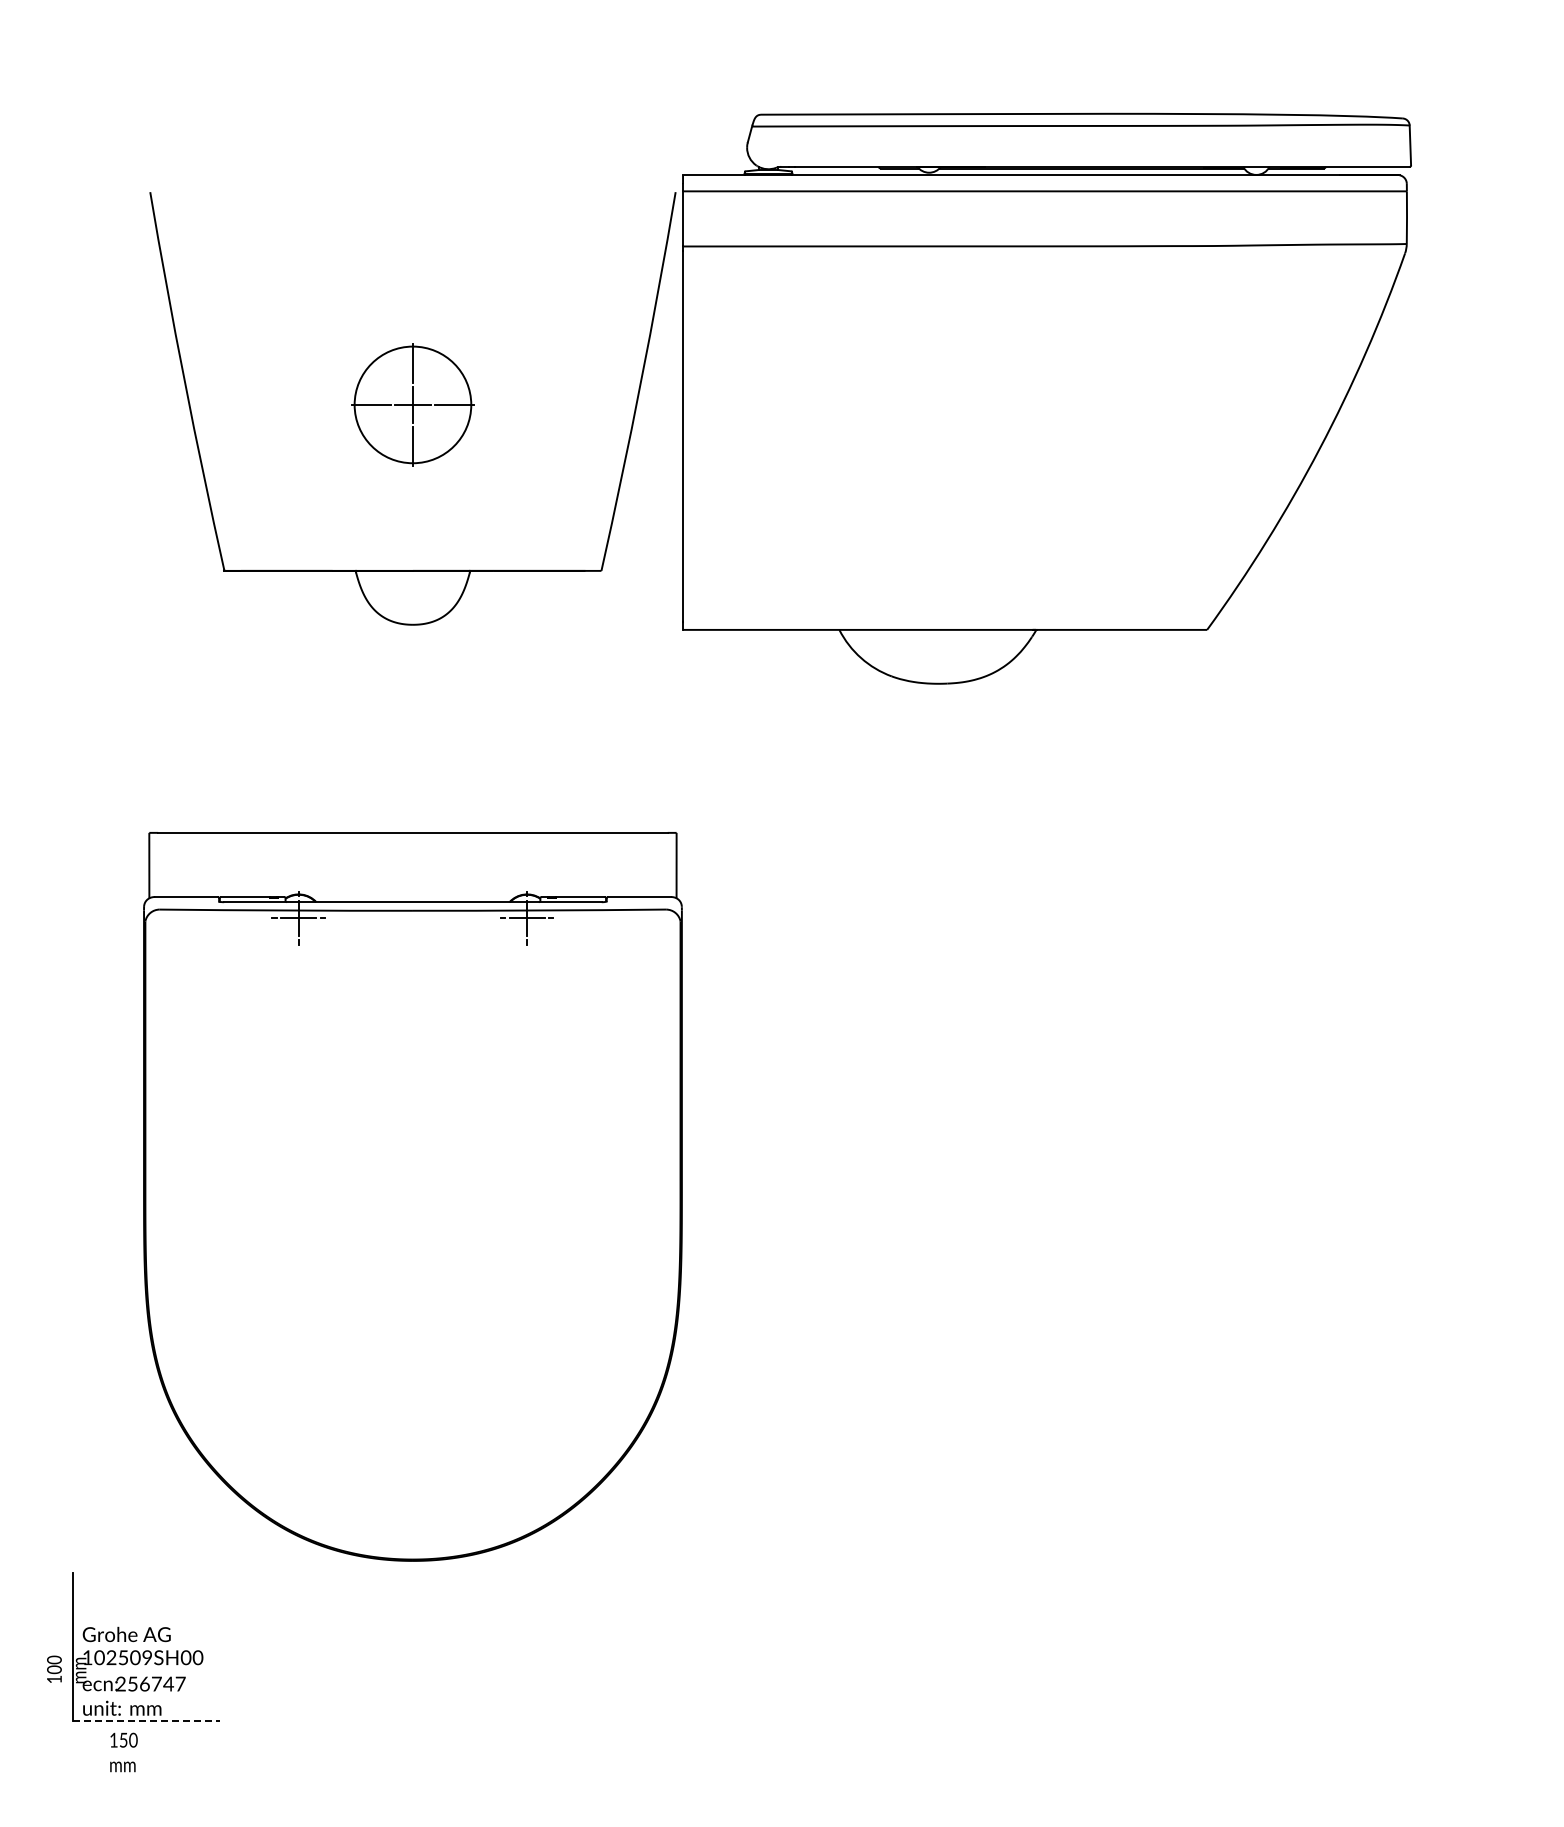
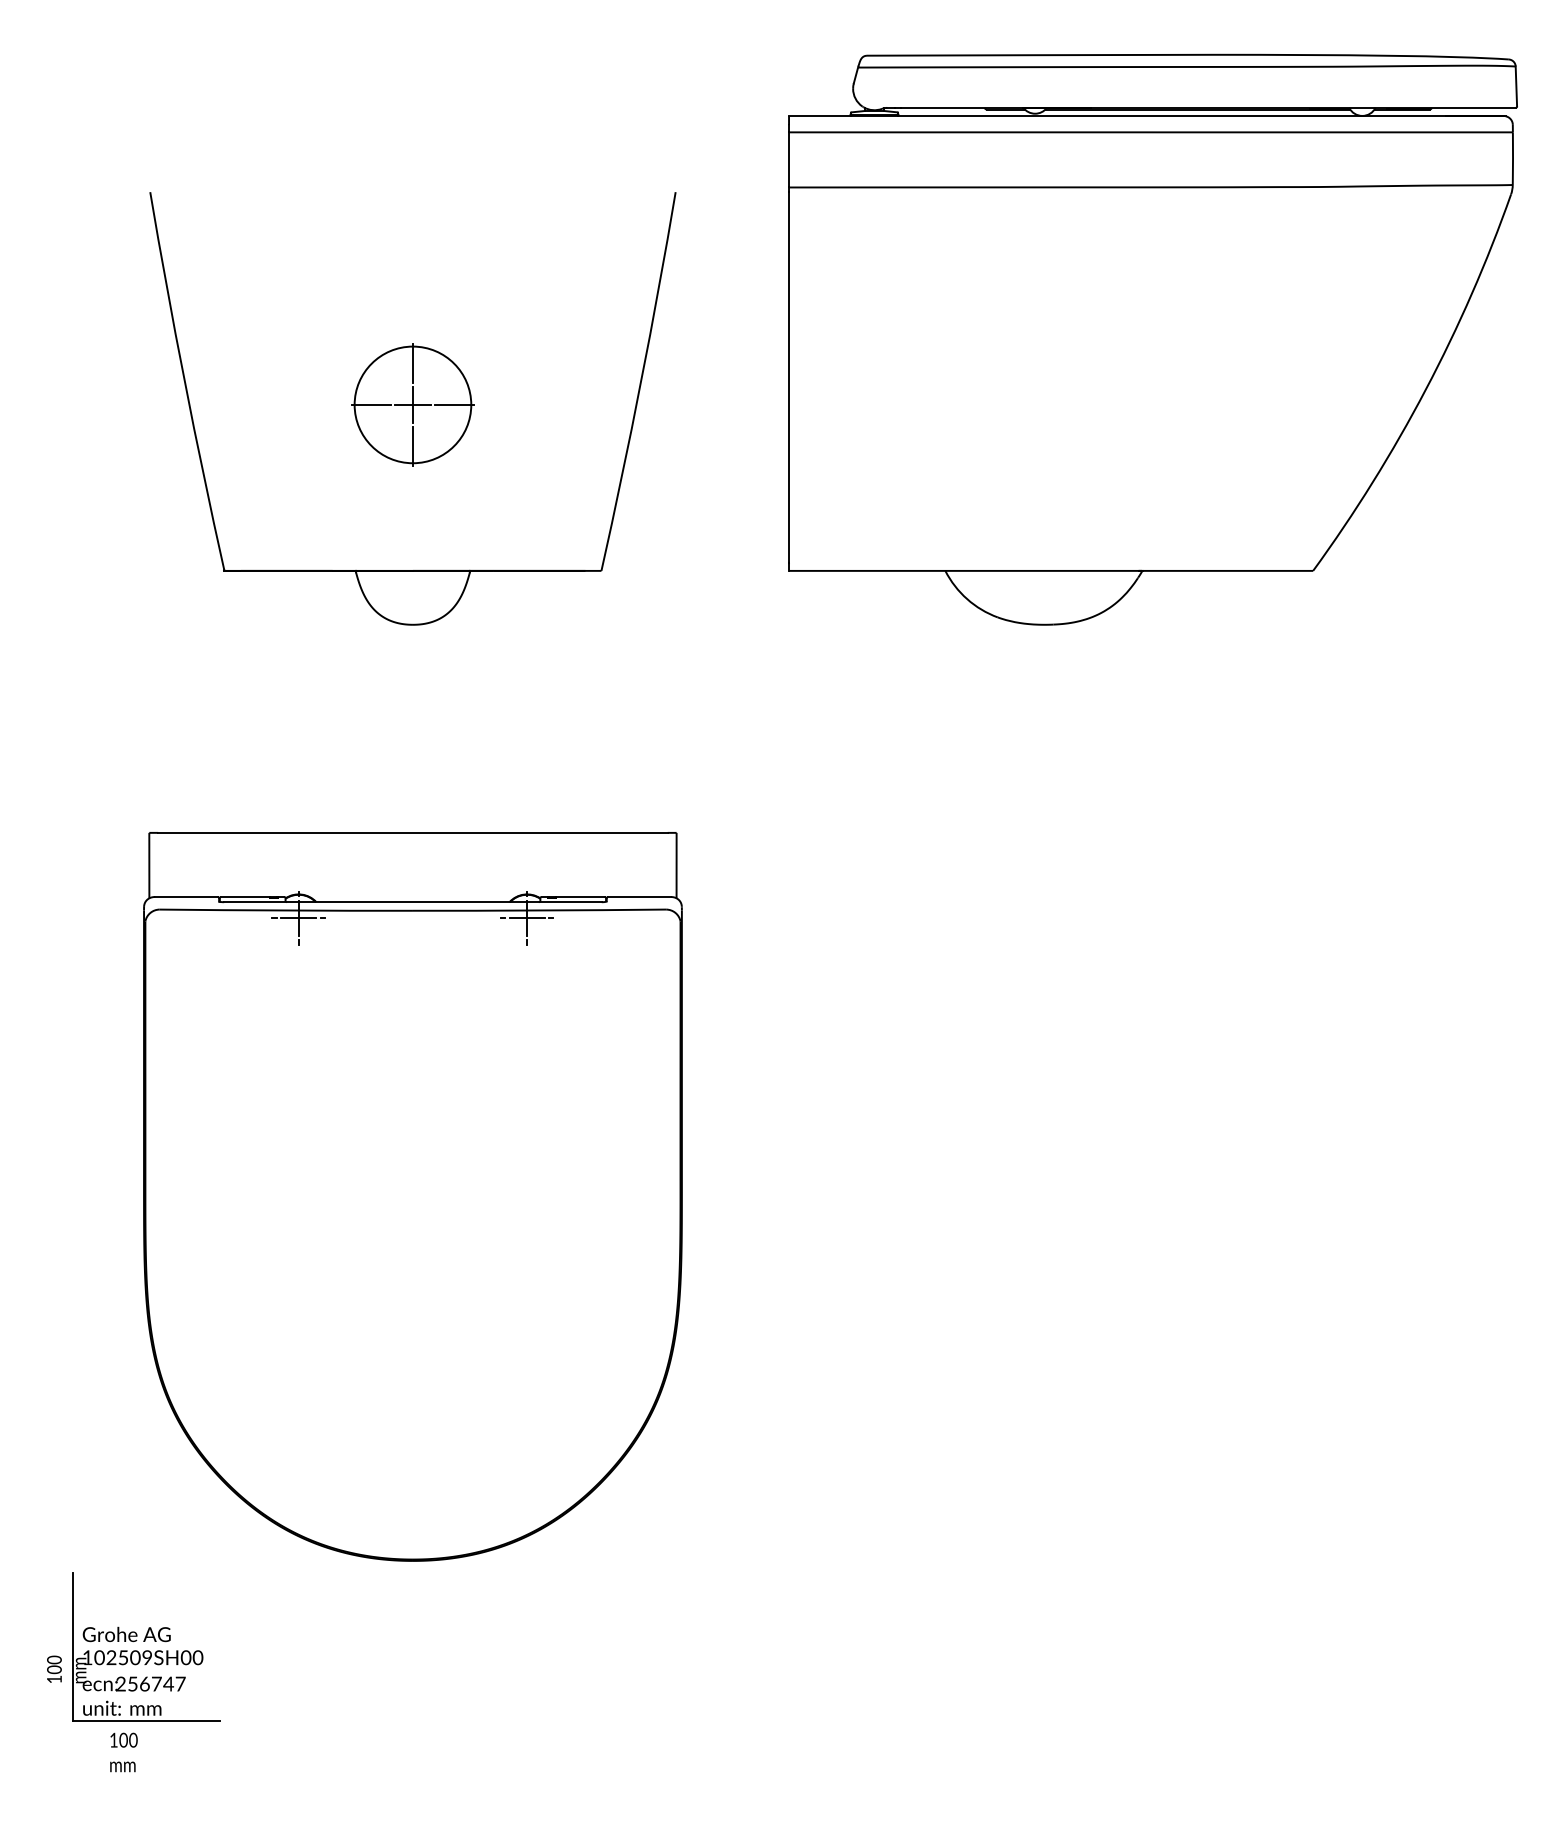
part position: (1046, 398) -> (1152, 339) (1152, 339)
line: dashed -> solid (146, 1720)
text: 150 -> 100 (123, 1739)
